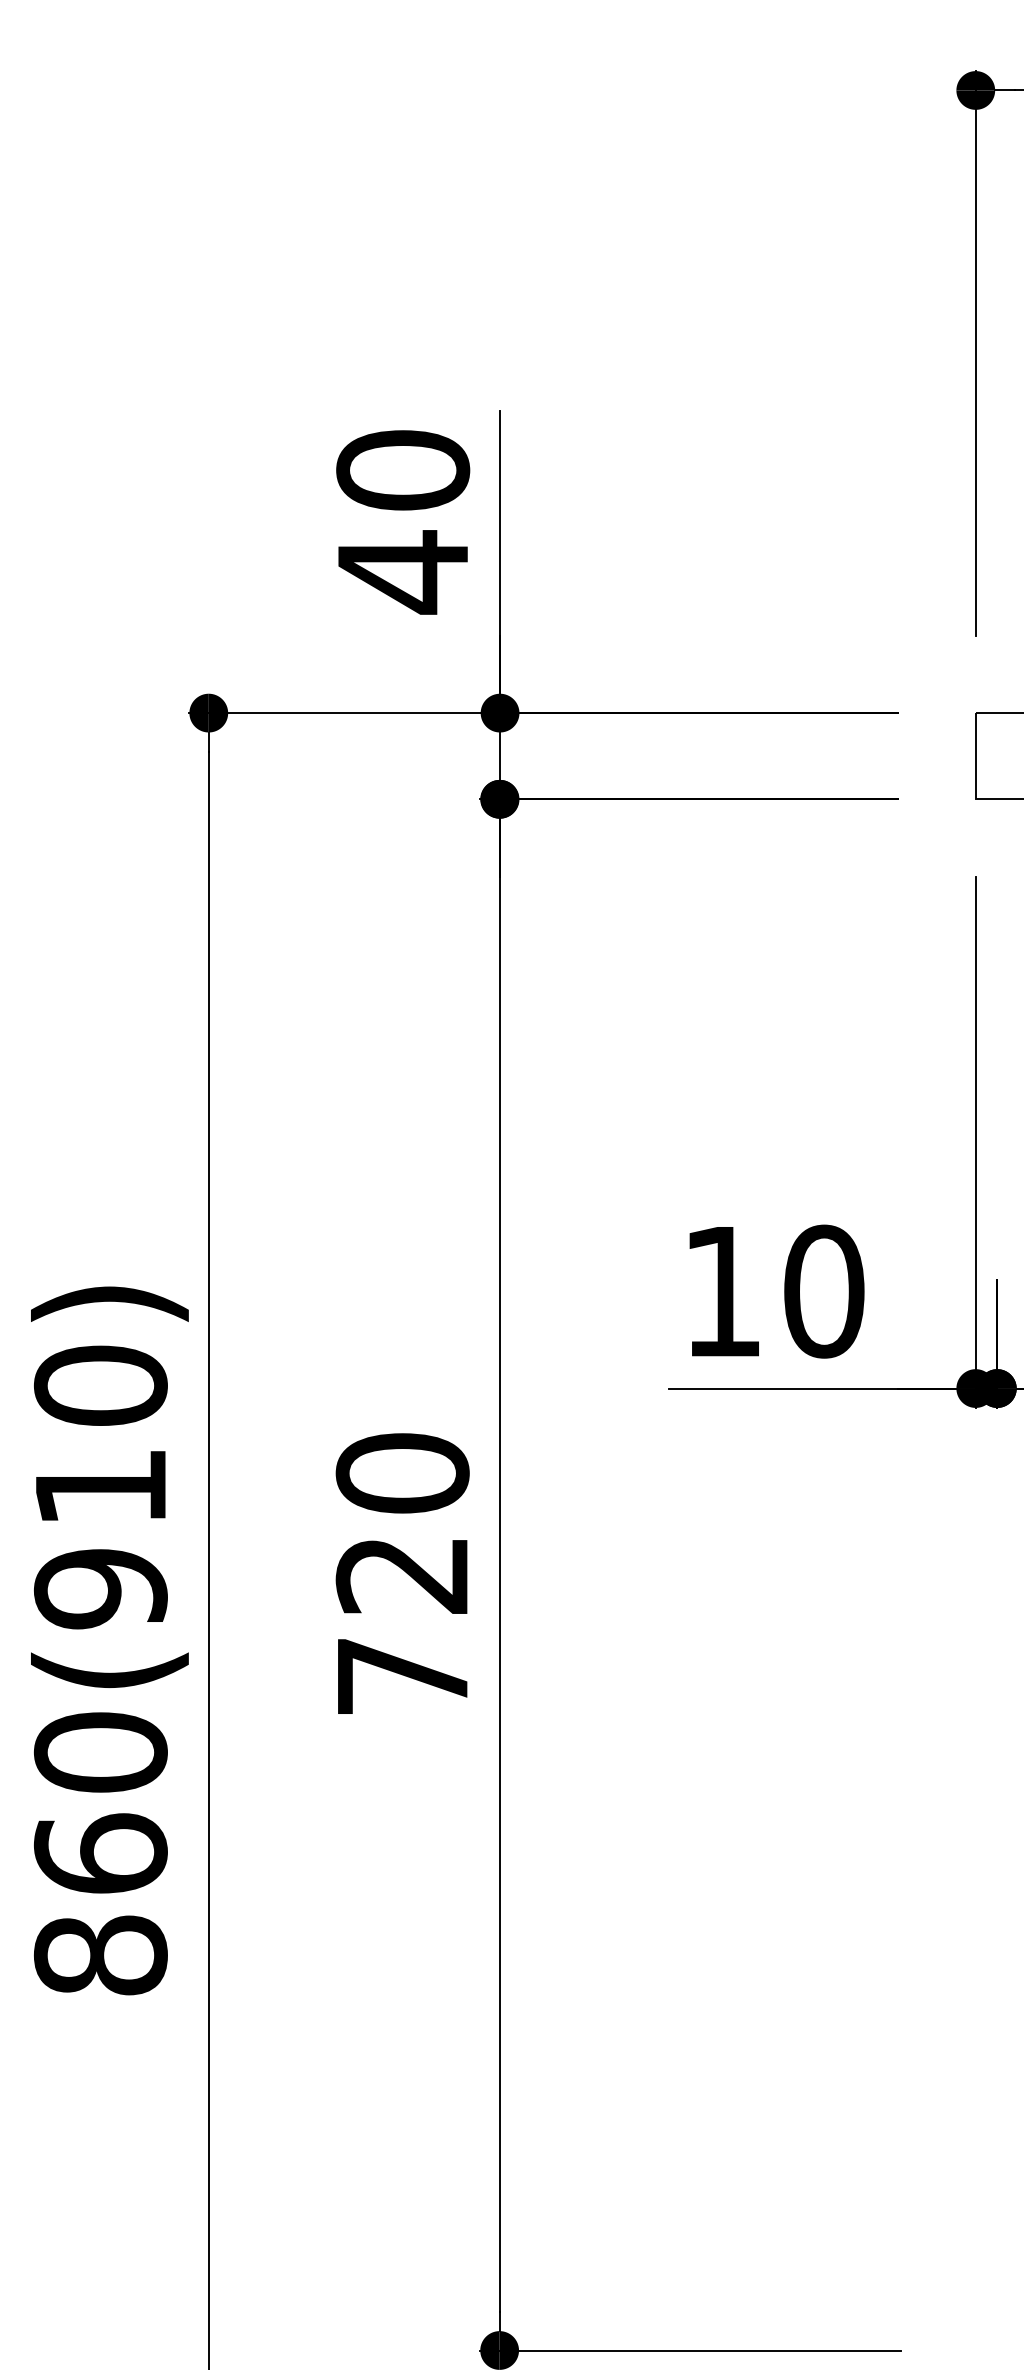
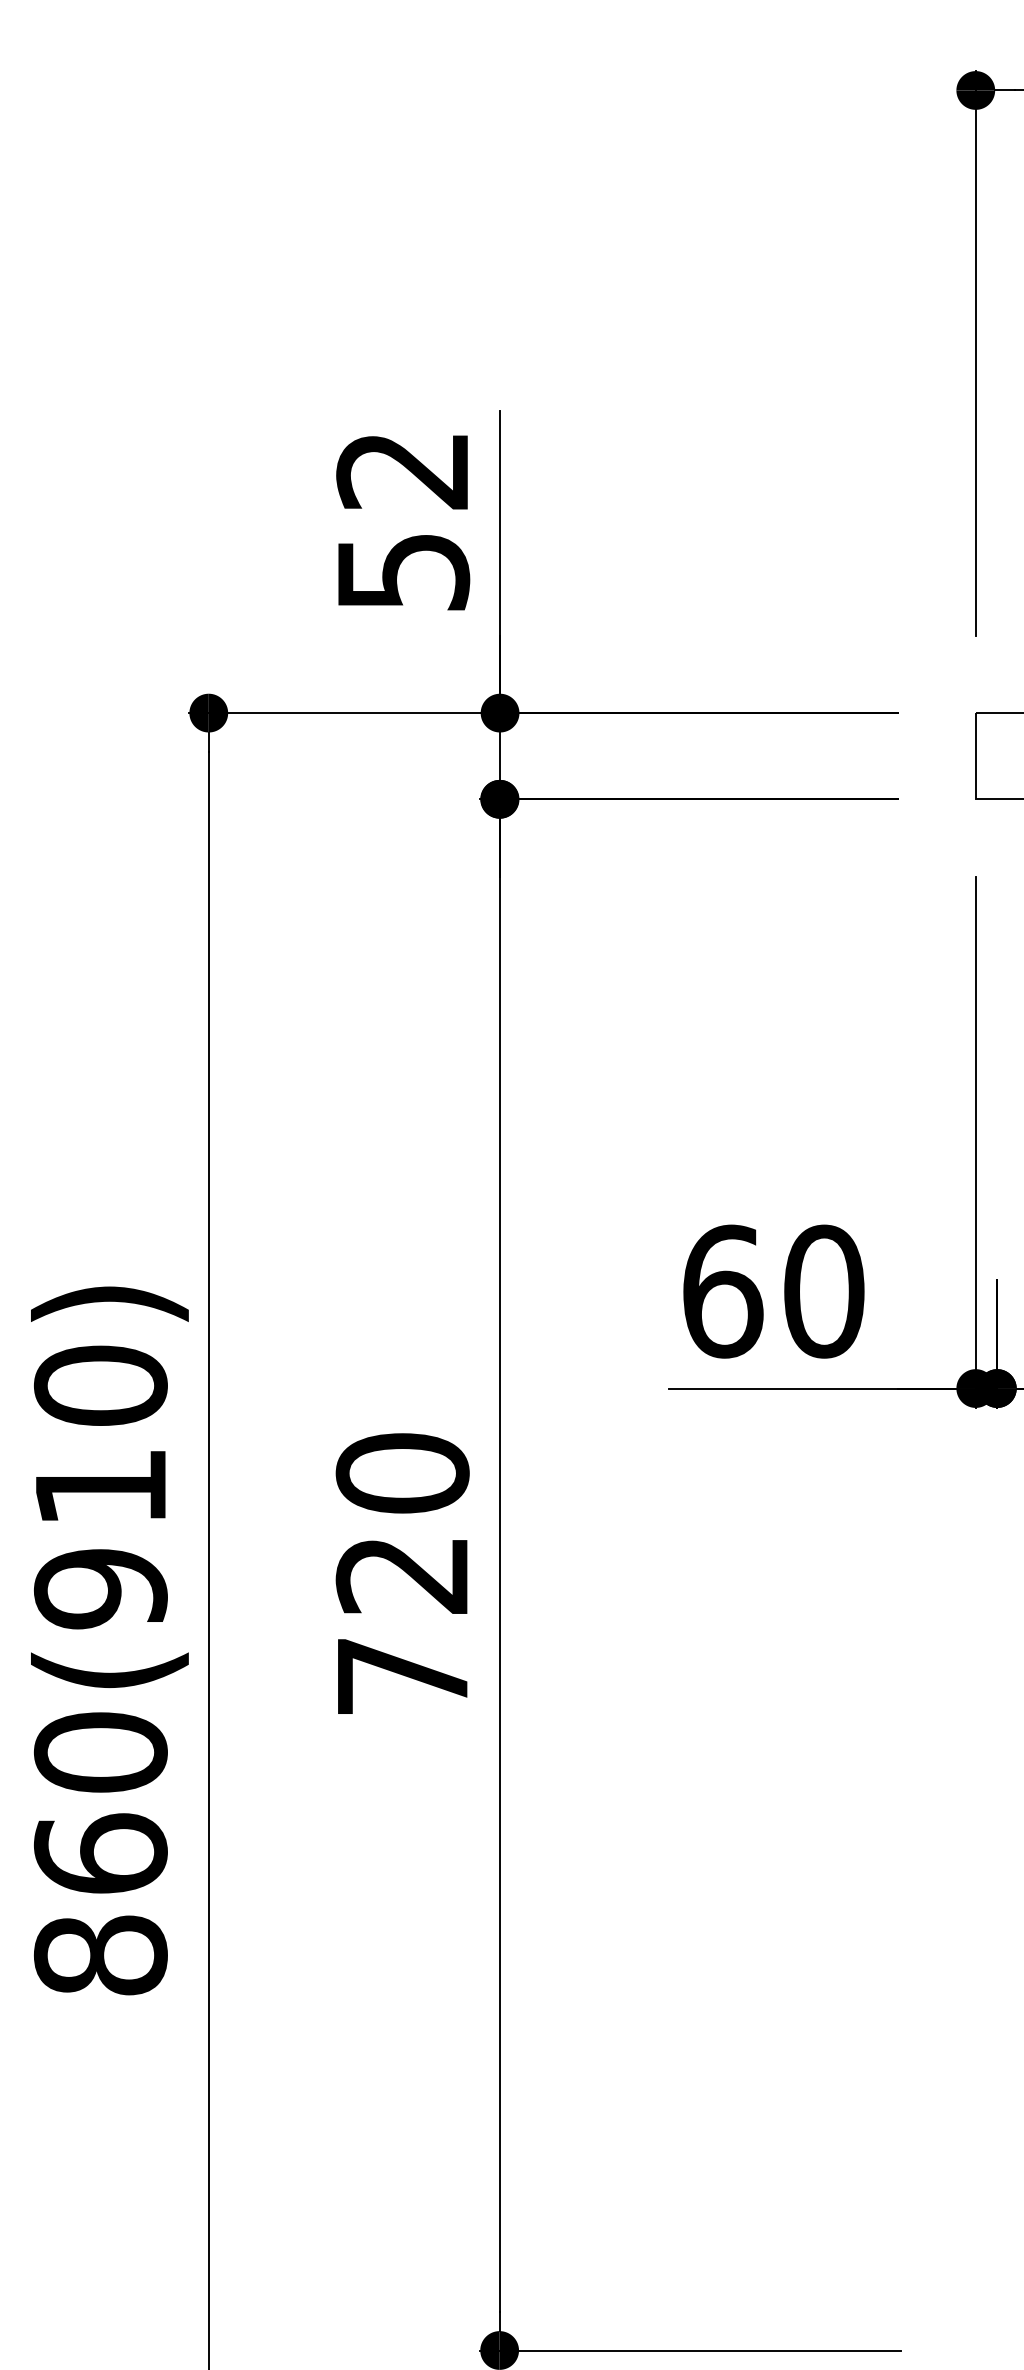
text: 40 -> 52 (403, 522)
text: 10 -> 60 (723, 1291)
